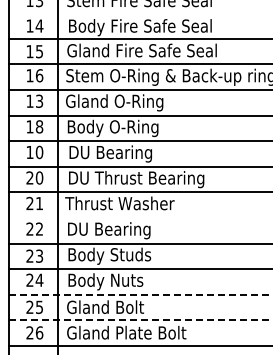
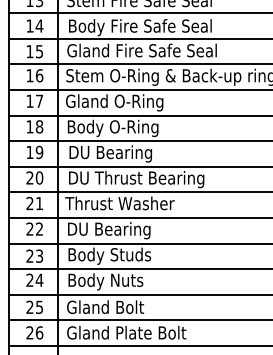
line: none -> present (138, 13)
text: 13 -> 17 (39, 100)
text: 10 -> 19 (39, 152)
line: none -> present (138, 218)
line: dashed -> solid (140, 294)
line: dashed -> solid (140, 320)
